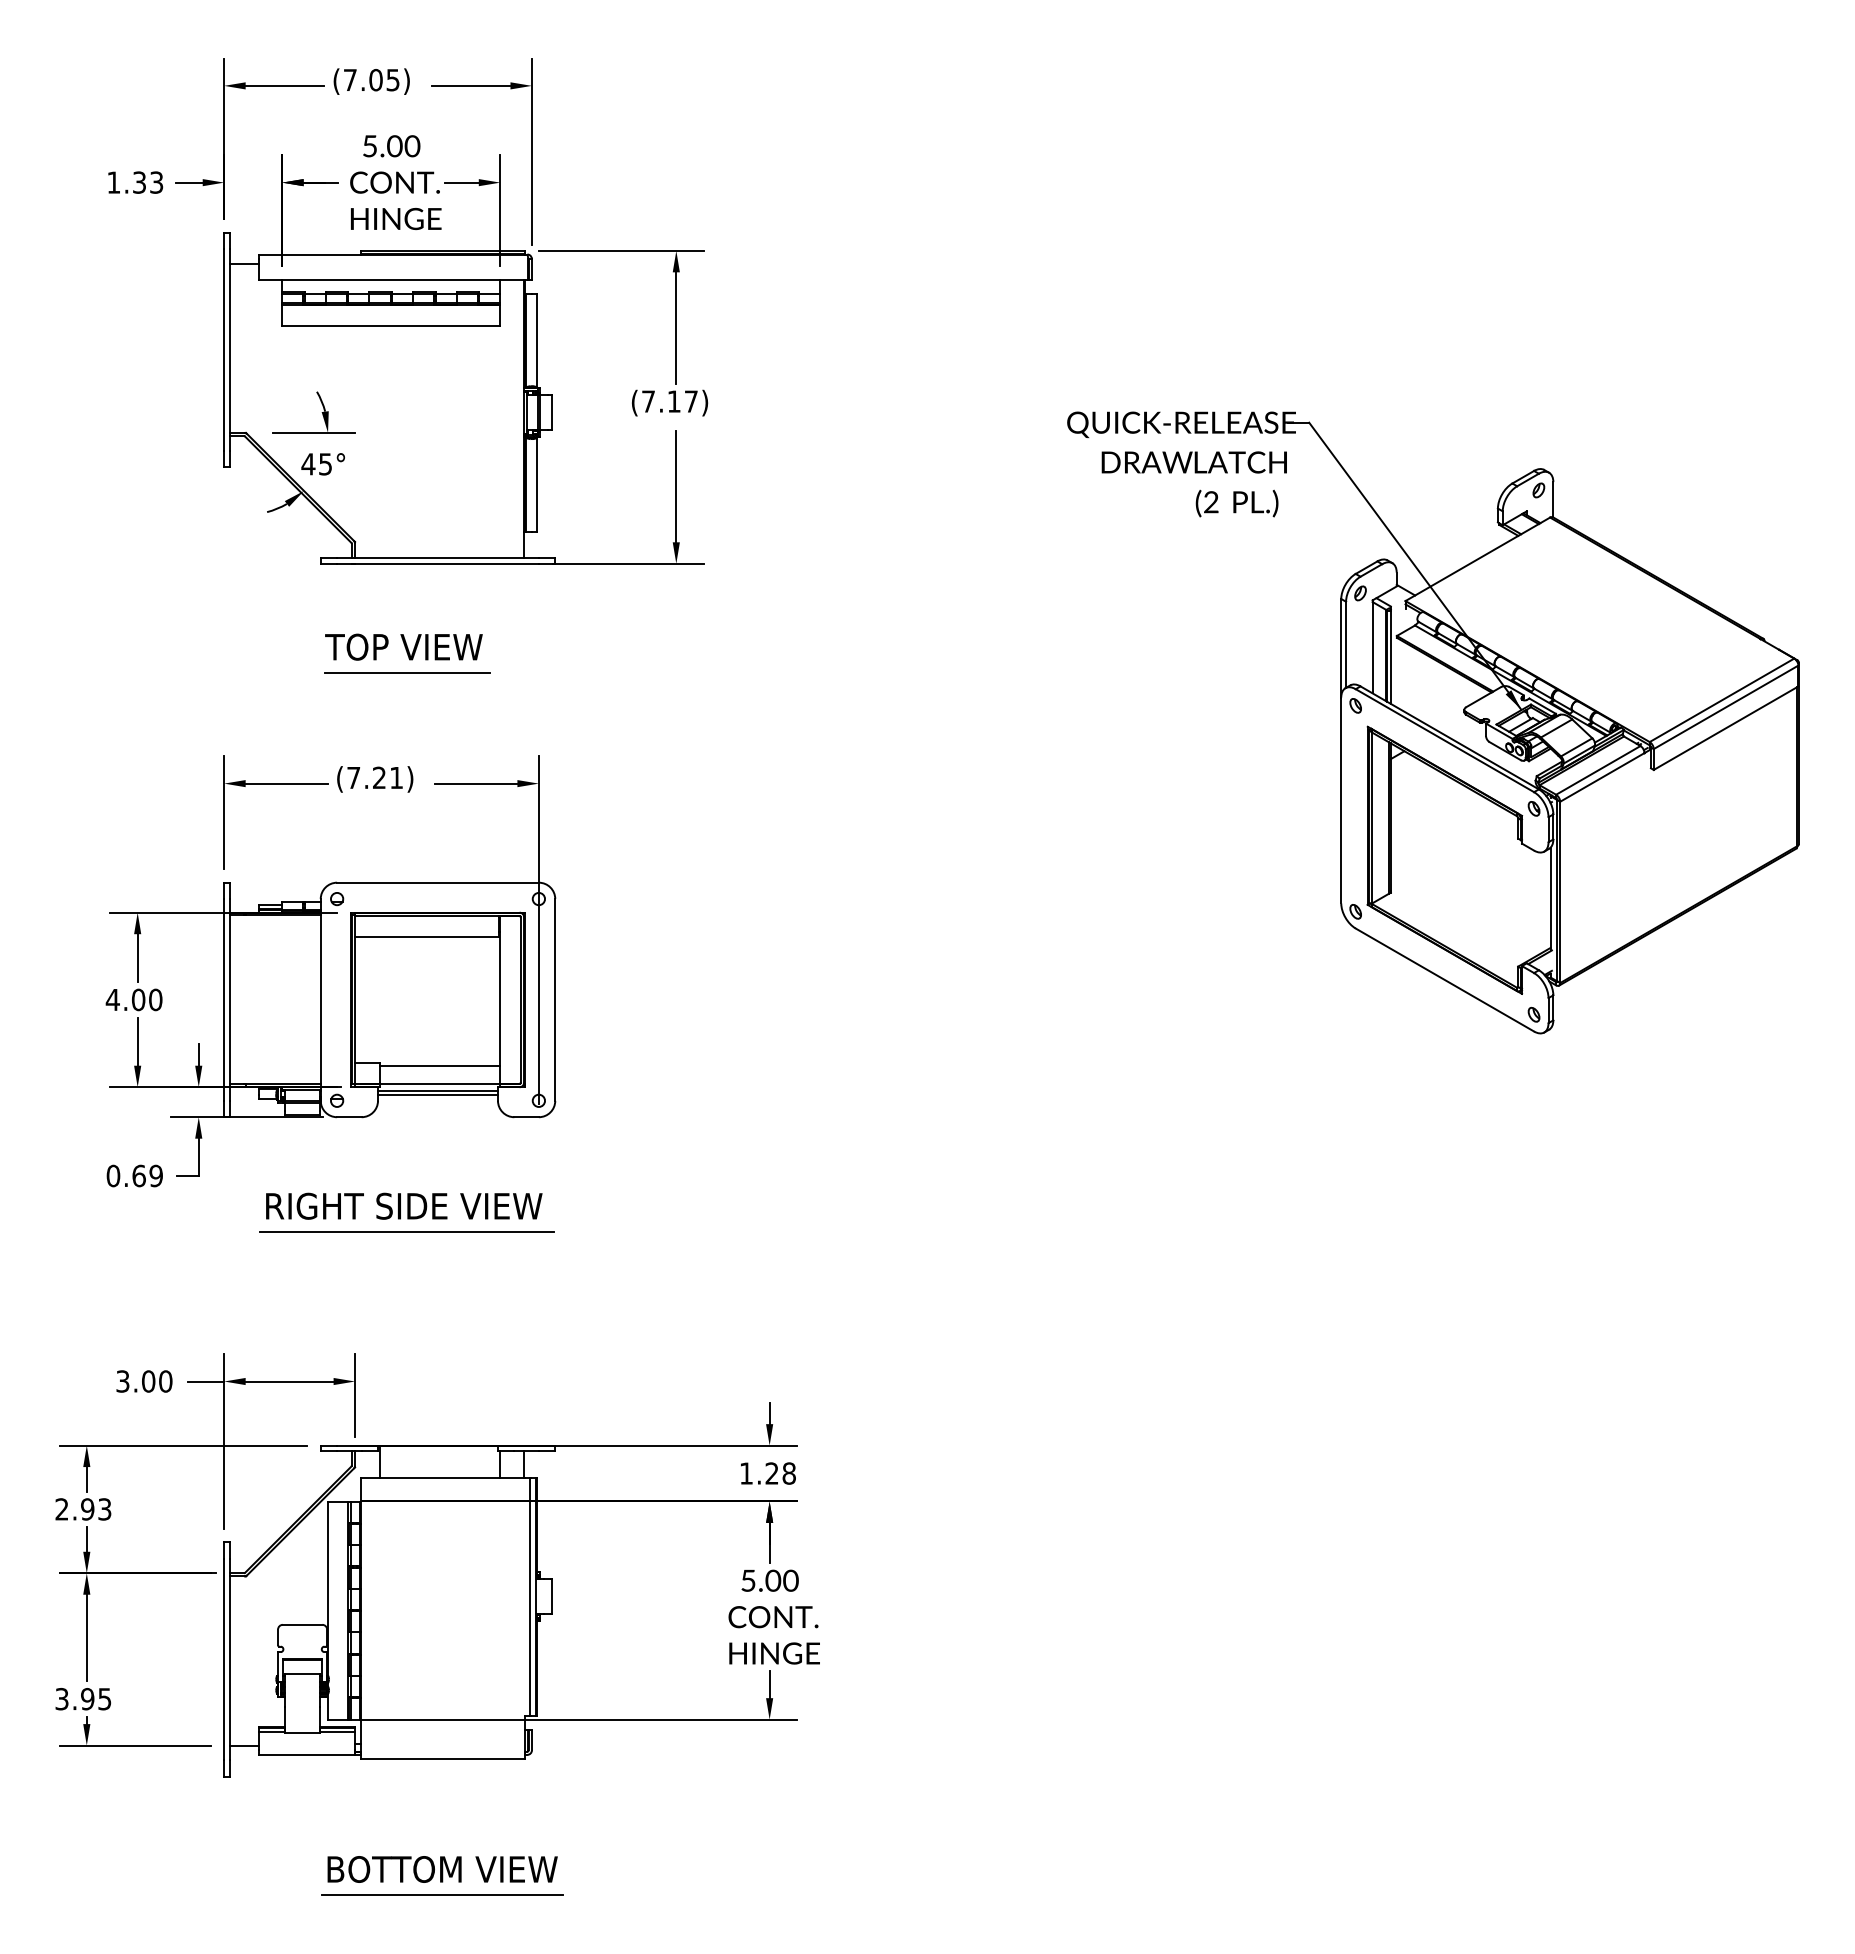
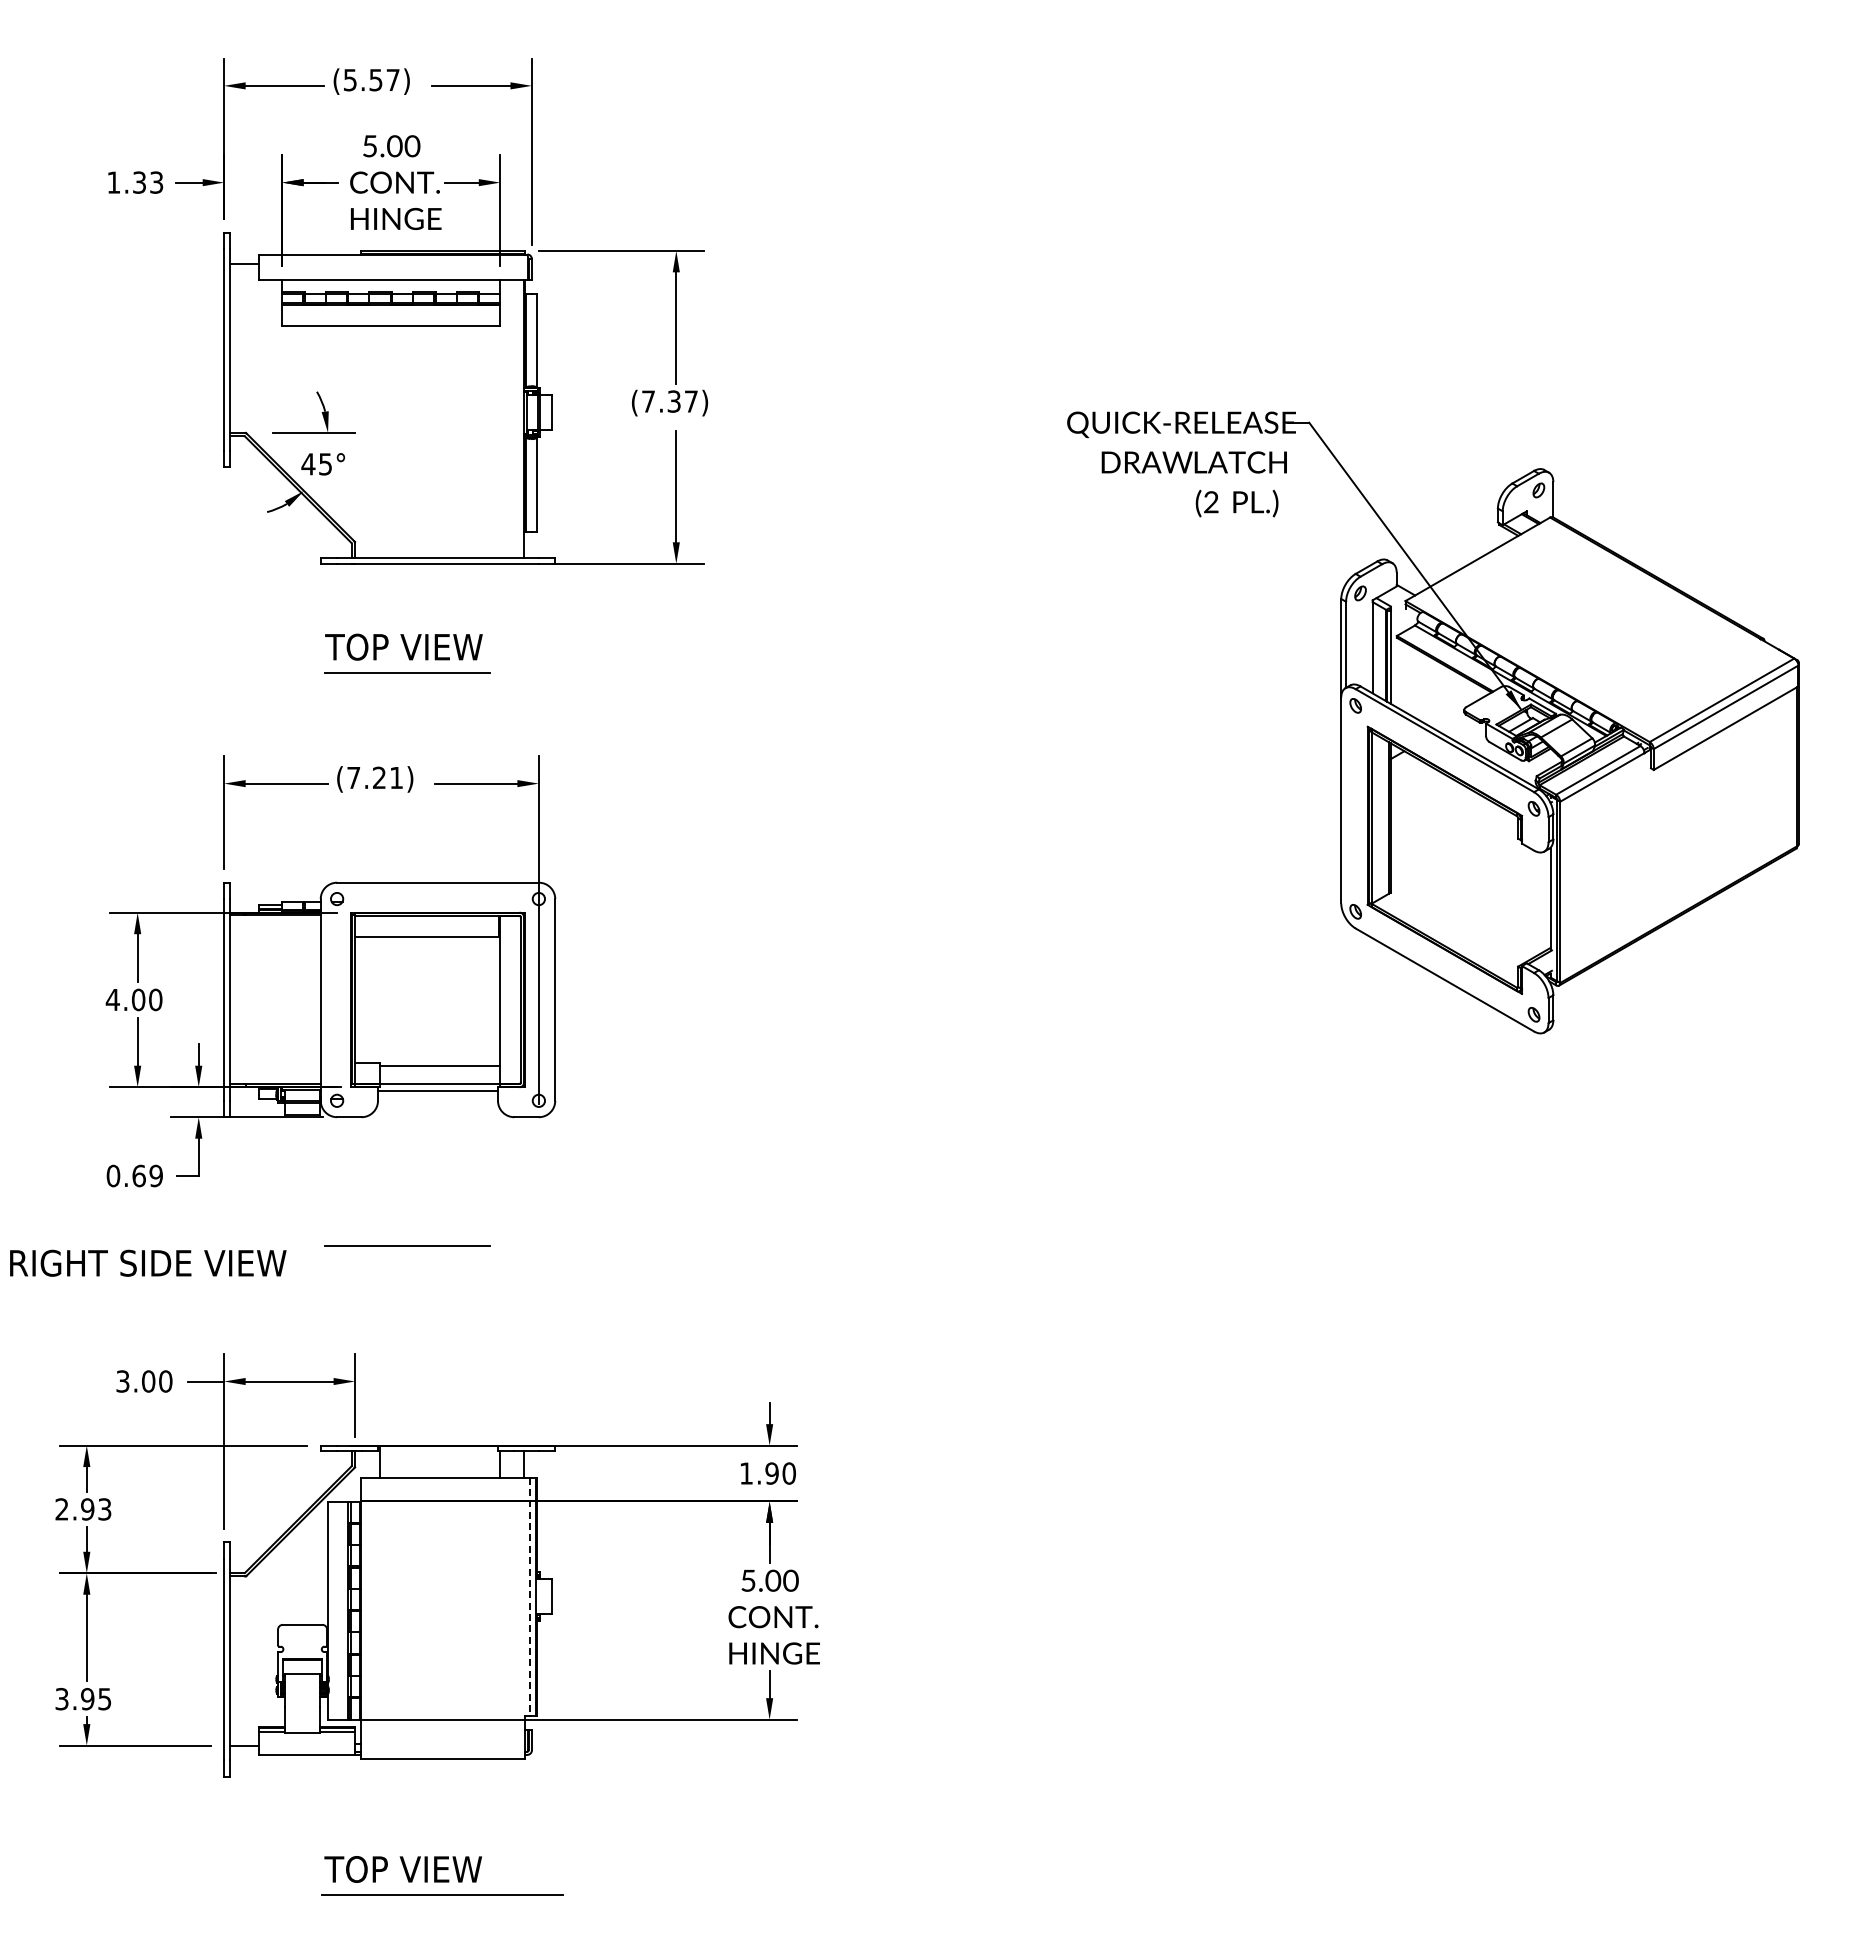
text: (7.05) -> (5.57) (371, 80)
text: (7.17) -> (7.37) (673, 401)
line: present -> none (438, 1094)
text position: (404, 1205) -> (148, 1262) (148, 1262)
line: present -> none (406, 1232)
line: none -> present (407, 1245)
text: 1.28 -> 1.90 (780, 1473)
line: solid -> dashed (529, 1597)
text: BOTTOM VIEW -> TOP VIEW (440, 1869)
